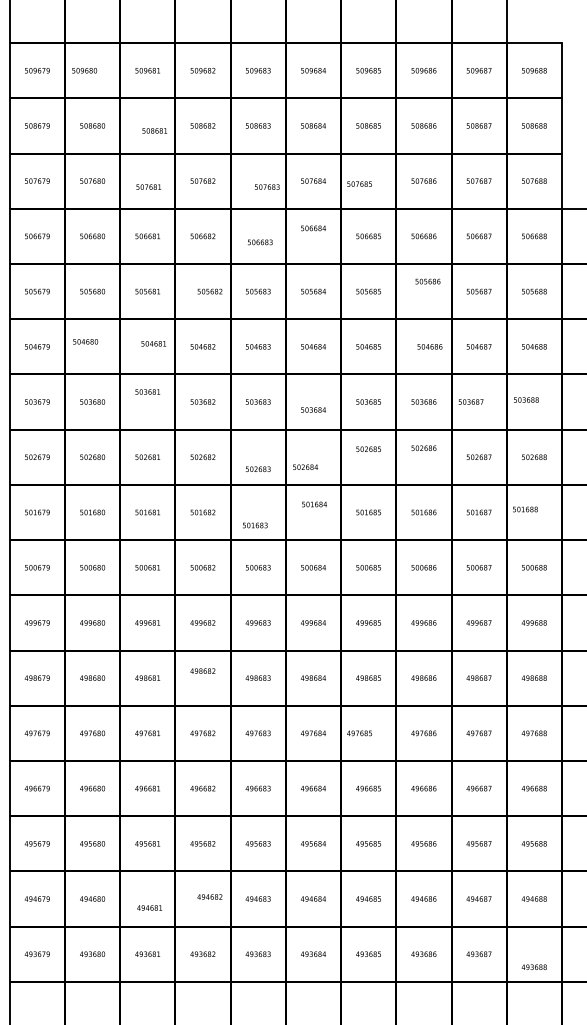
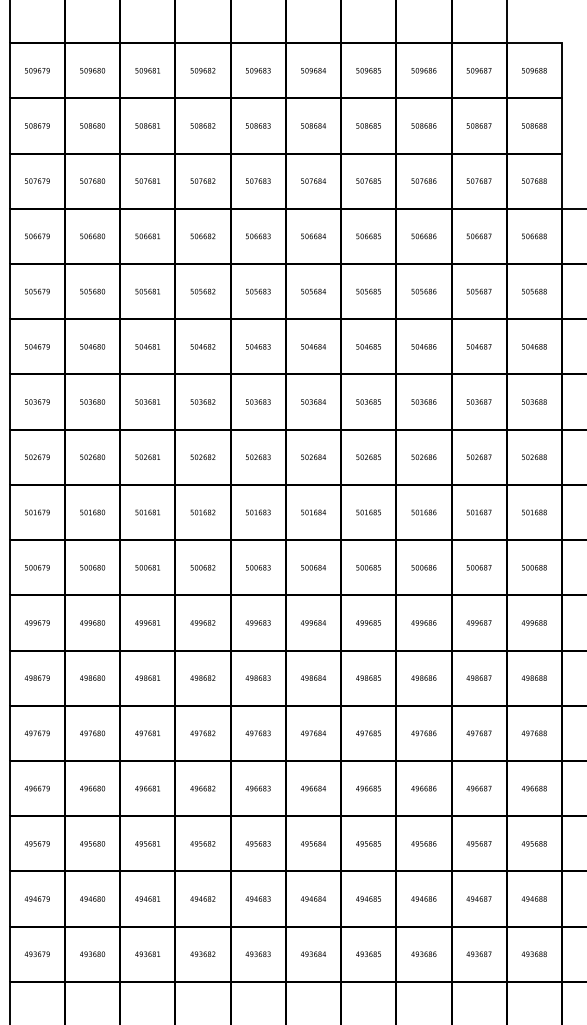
text position: (84, 70) -> (92, 70) (92, 70)
text position: (154, 130) -> (147, 125) (147, 125)
text position: (359, 183) -> (368, 180) (368, 180)
text position: (148, 186) -> (147, 180) (147, 180)
text position: (266, 186) -> (257, 180) (257, 180)
text position: (313, 228) -> (313, 236) (313, 236)
text position: (259, 242) -> (257, 236) (257, 236)
text position: (427, 281) -> (423, 291) (423, 291)
text position: (209, 291) -> (202, 291) (202, 291)
text position: (85, 341) -> (92, 346) (92, 346)
text position: (153, 343) -> (147, 346) (147, 346)
text position: (429, 346) -> (423, 346) (423, 346)
text position: (147, 391) -> (147, 401) (147, 401)
text position: (526, 399) -> (534, 401) (534, 401)
text position: (470, 401) -> (478, 401) (478, 401)
text position: (313, 409) -> (313, 401) (313, 401)
text position: (423, 447) -> (423, 456) (423, 456)
text position: (368, 448) -> (368, 456) (368, 456)
text position: (305, 466) -> (313, 456) (313, 456)
text position: (257, 468) -> (257, 456) (257, 456)
text position: (314, 504) -> (313, 512) (313, 512)
text position: (525, 509) -> (534, 512) (534, 512)
text position: (255, 525) -> (258, 512) (258, 512)
text position: (202, 670) -> (202, 677) (202, 677)
text position: (359, 733) -> (368, 733) (368, 733)
text position: (209, 896) -> (202, 898) (202, 898)
text position: (149, 907) -> (147, 898) (147, 898)
text position: (533, 966) -> (533, 953) (533, 953)
